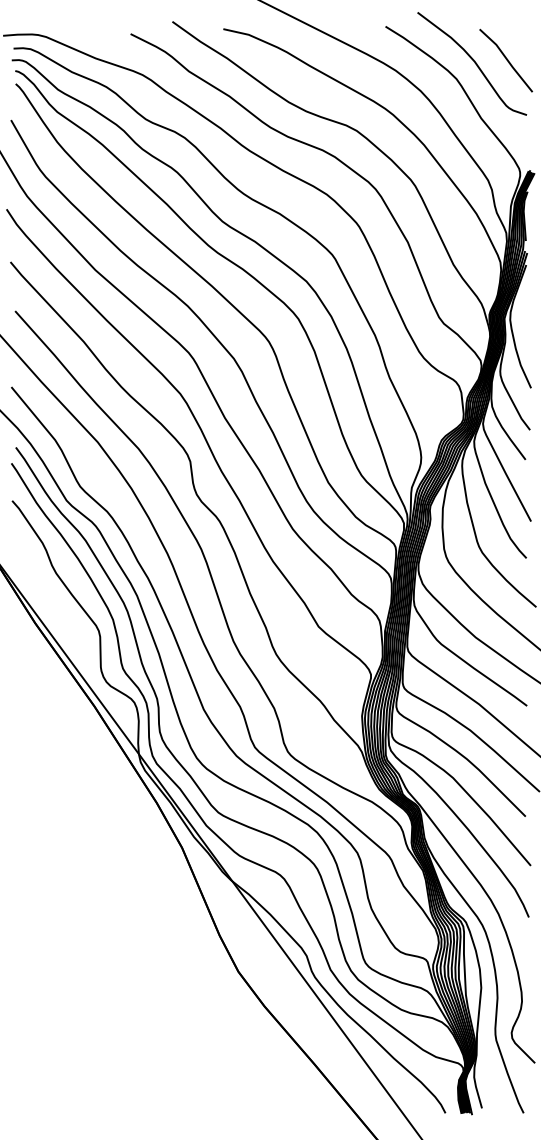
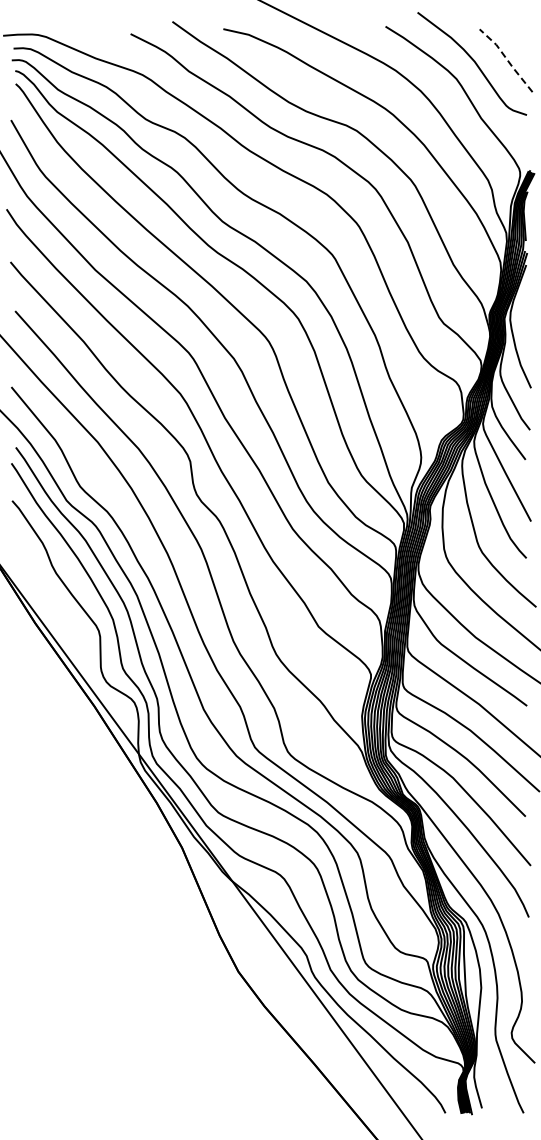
line: solid -> dashed (507, 59)
